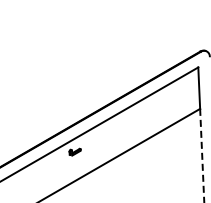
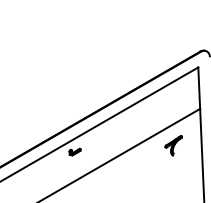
part: none -> present (173, 145)
line: dashed -> solid (202, 155)
